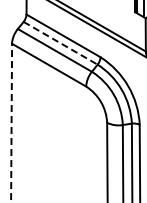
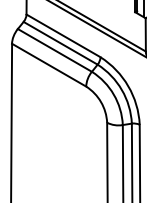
line: dashed -> solid (60, 43)
line: dashed -> solid (11, 122)
